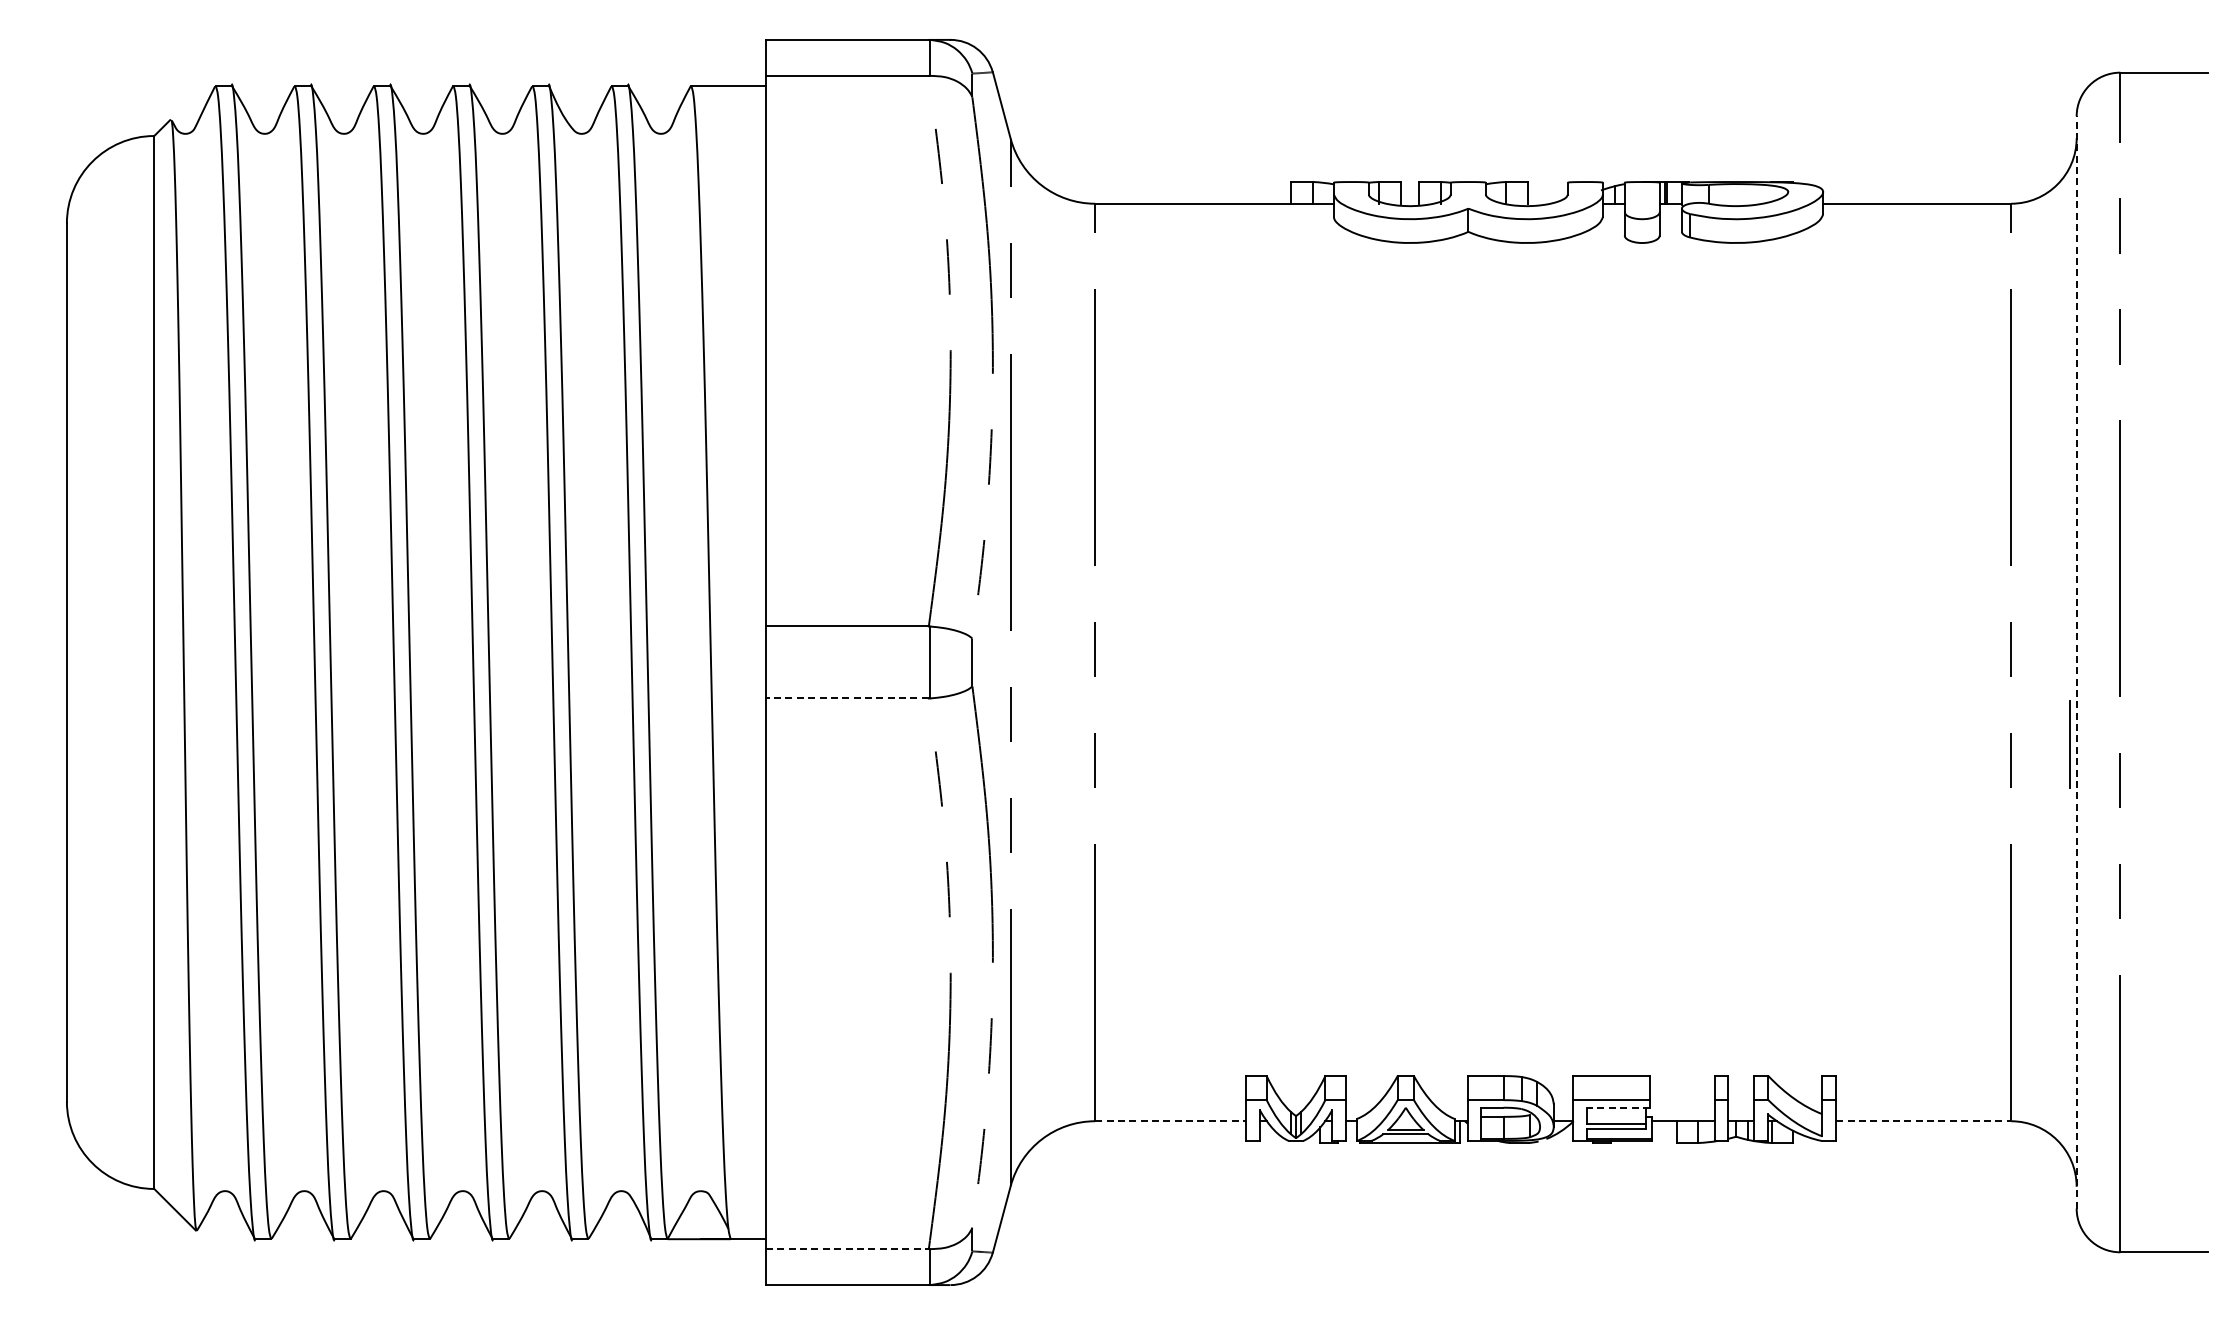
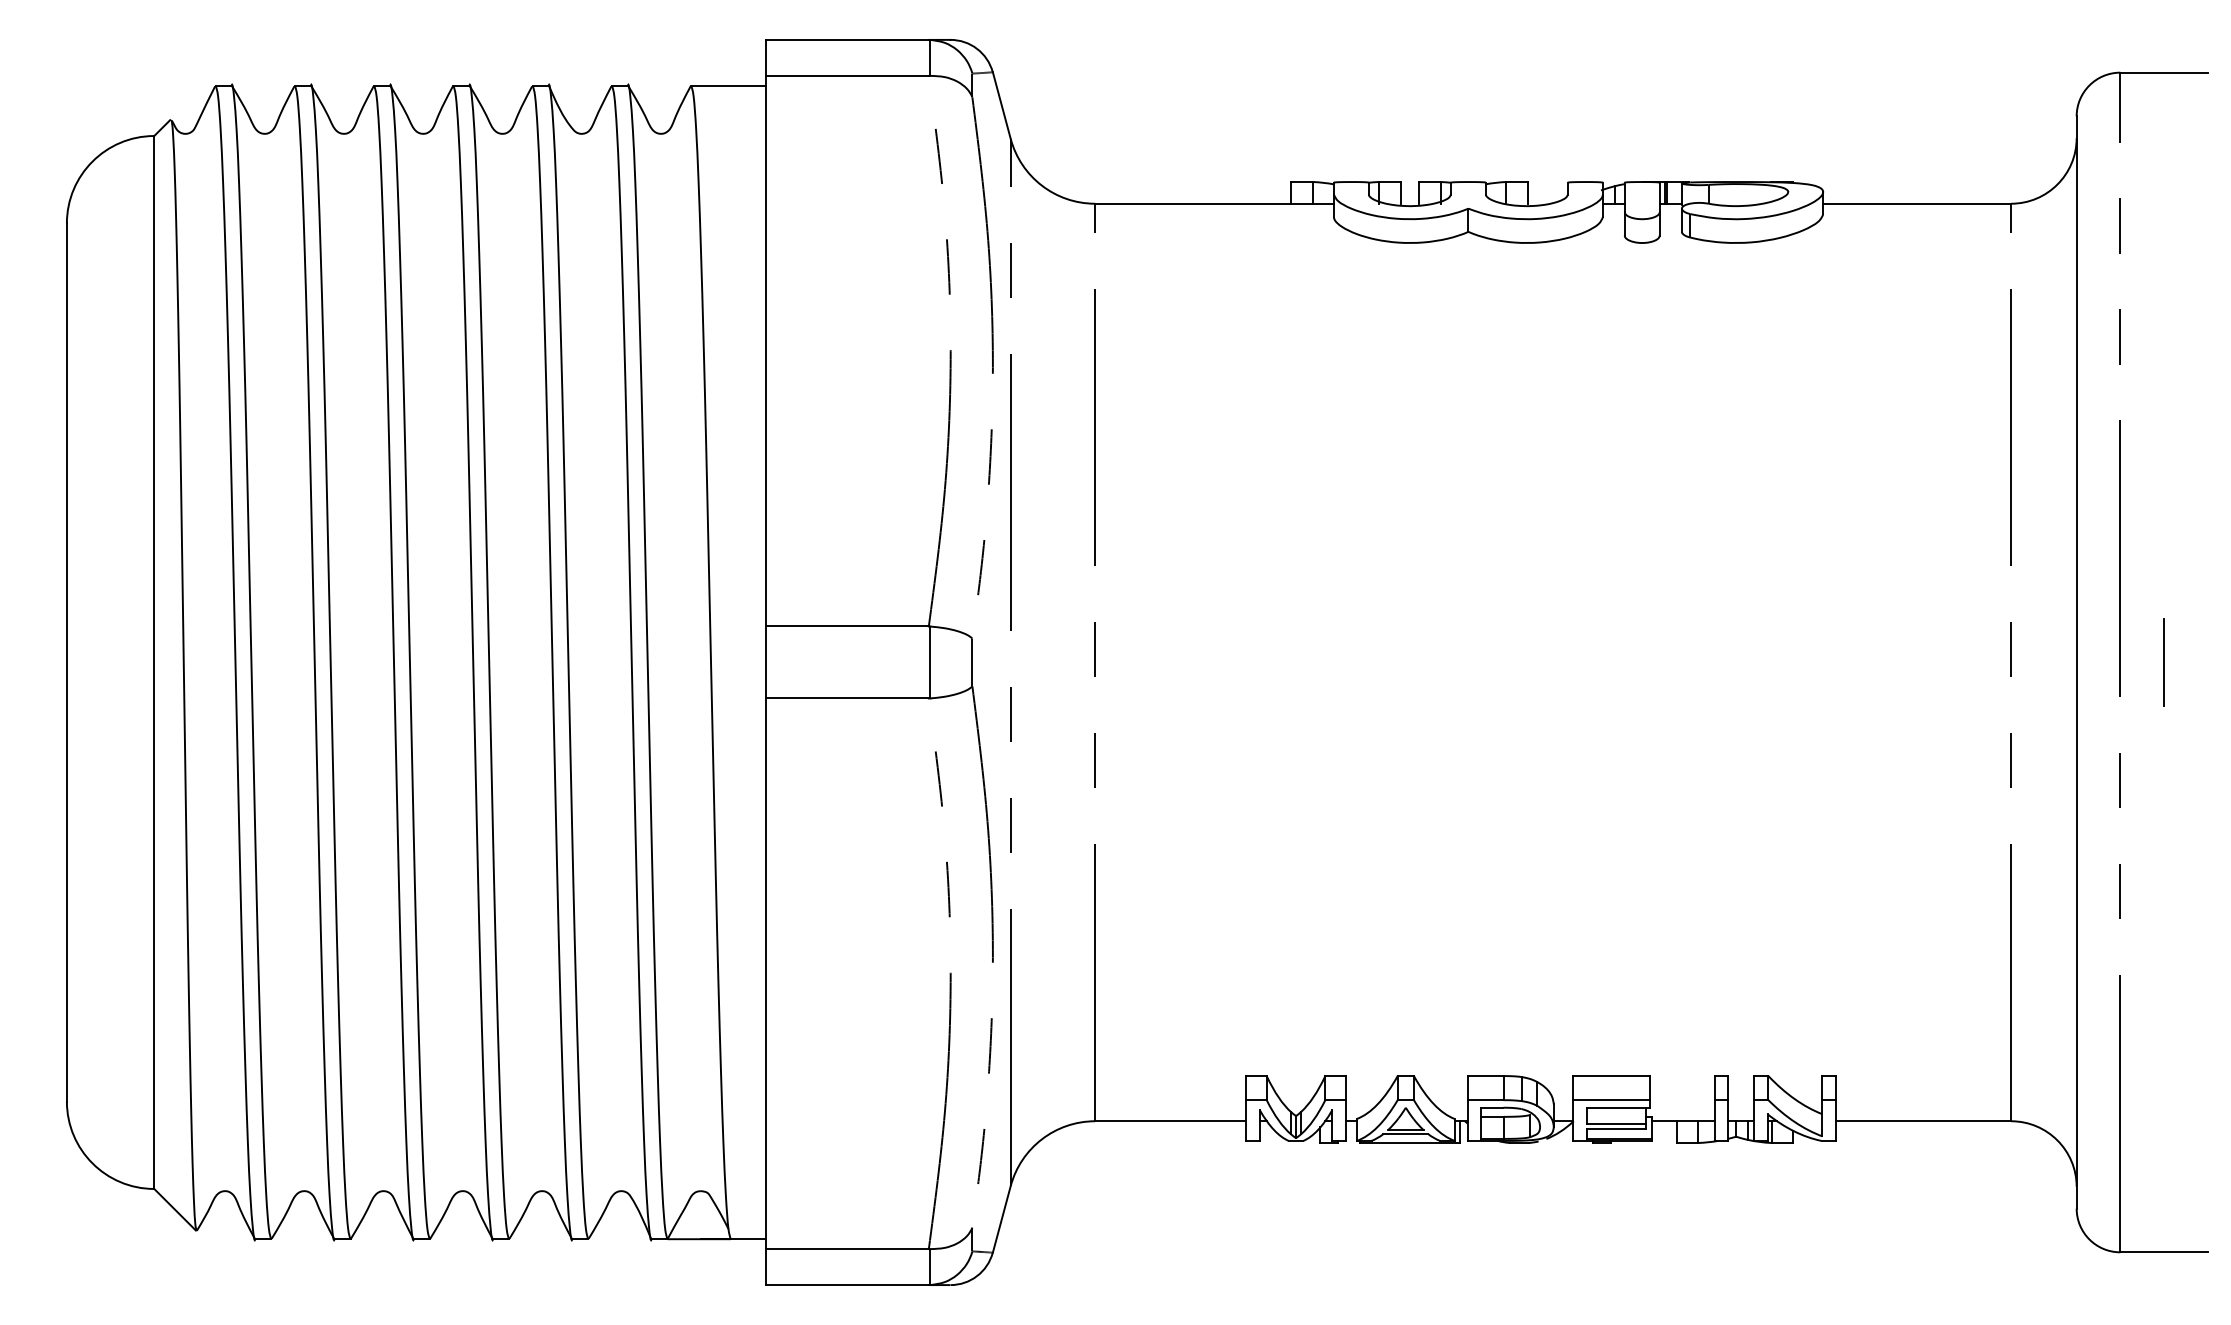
line: dashed -> solid (2076, 662)
line: dashed -> solid (846, 698)
line position: (2069, 744) -> (2163, 662) (2163, 662)
line: dashed -> solid (1618, 1107)
line: dashed -> solid (1171, 1121)
line: dashed -> solid (1924, 1121)
line: dashed -> solid (847, 1249)
